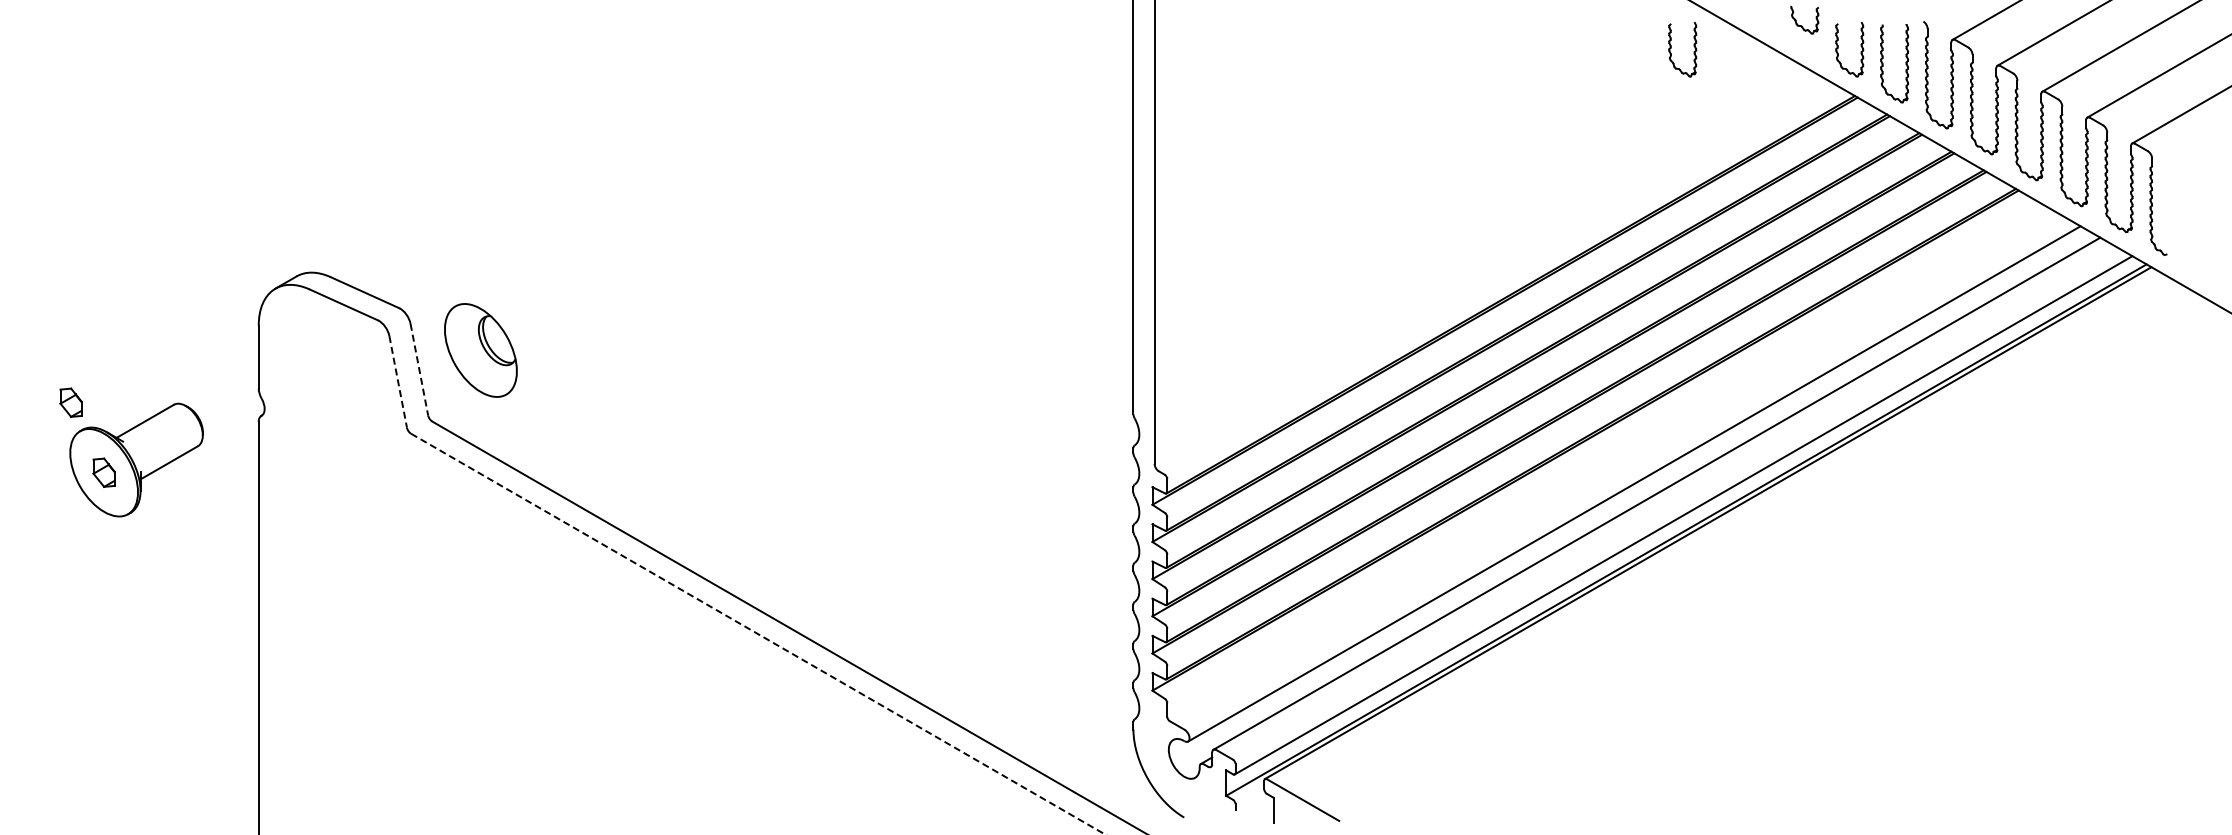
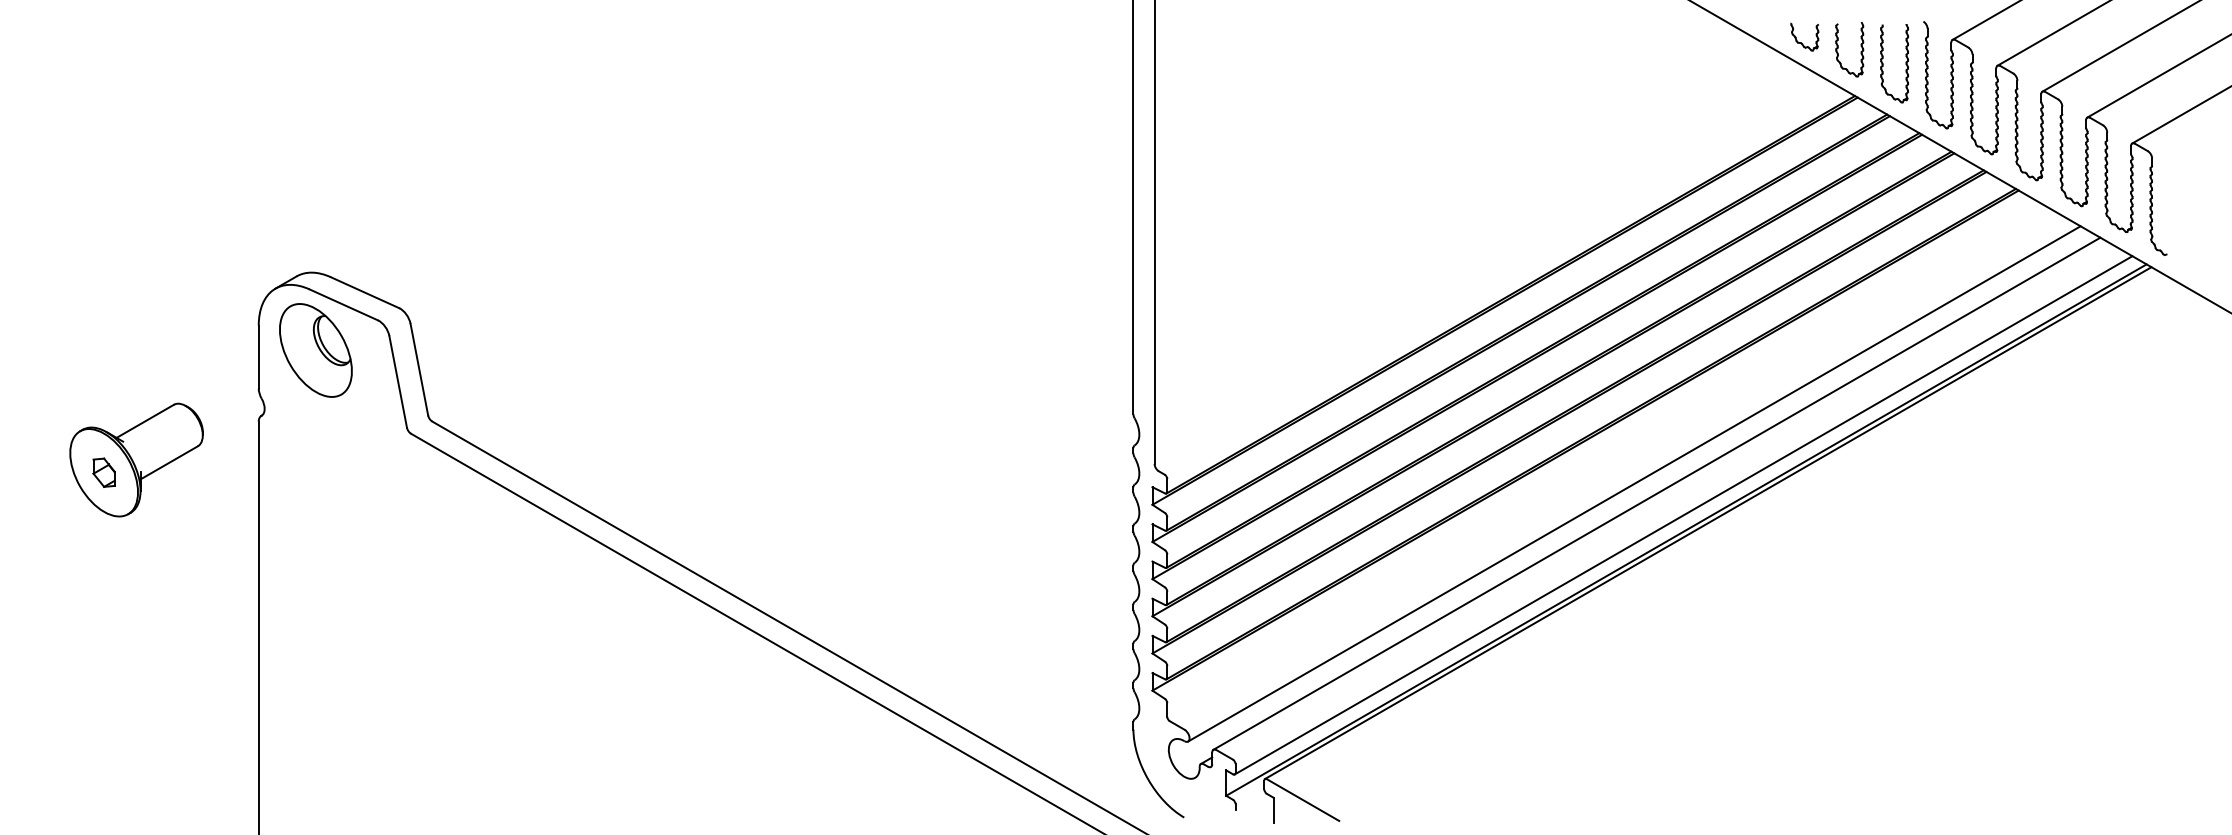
part position: (1801, 25) -> (1801, 42) (1801, 42)
part: present -> none (1671, 48)
part position: (480, 350) -> (315, 350) (315, 350)
line: dashed -> solid (419, 369)
line: dashed -> solid (398, 381)
part: present -> none (70, 402)
line: dashed -> solid (758, 634)
